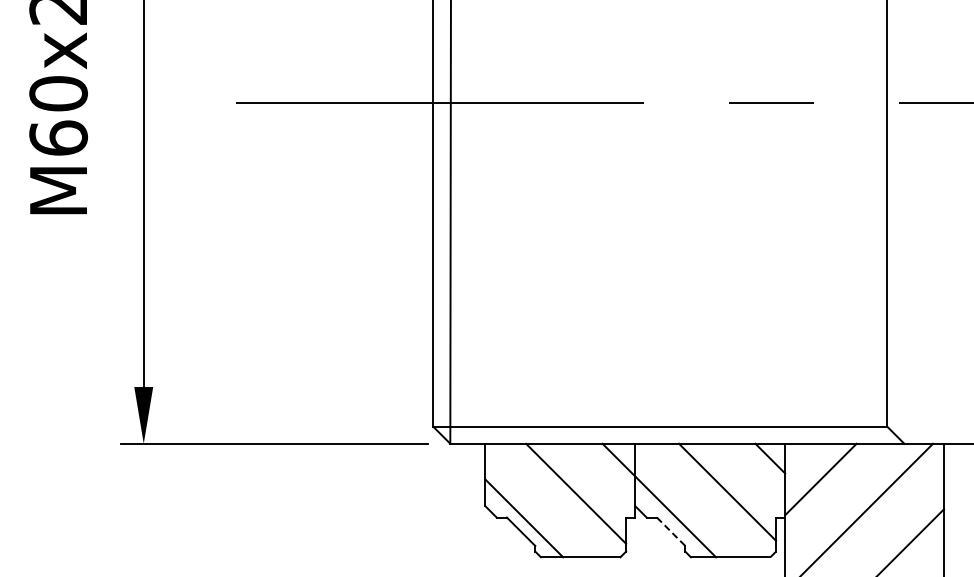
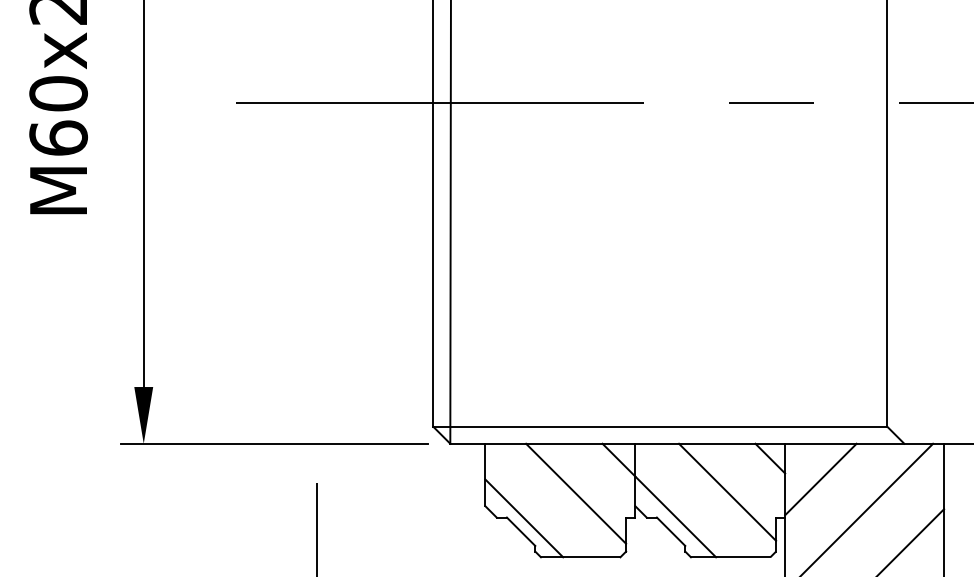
line: none -> present (317, 527)
line: dashed -> solid (671, 532)
